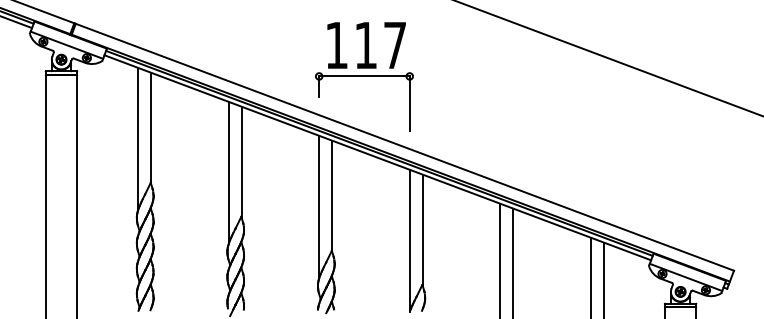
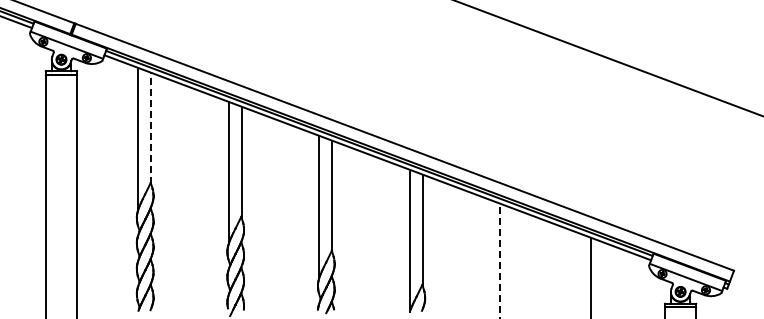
part: present -> none (364, 76)
line: solid -> dashed (151, 128)
line: solid -> dashed (500, 260)
line: present -> none (513, 261)
line: present -> none (603, 278)
